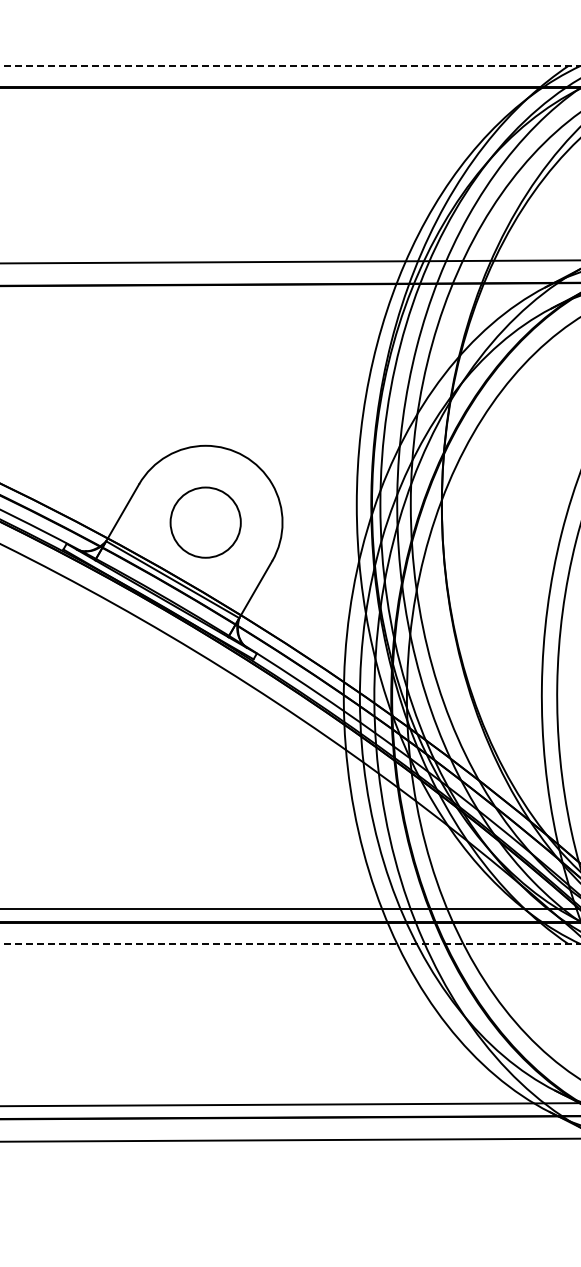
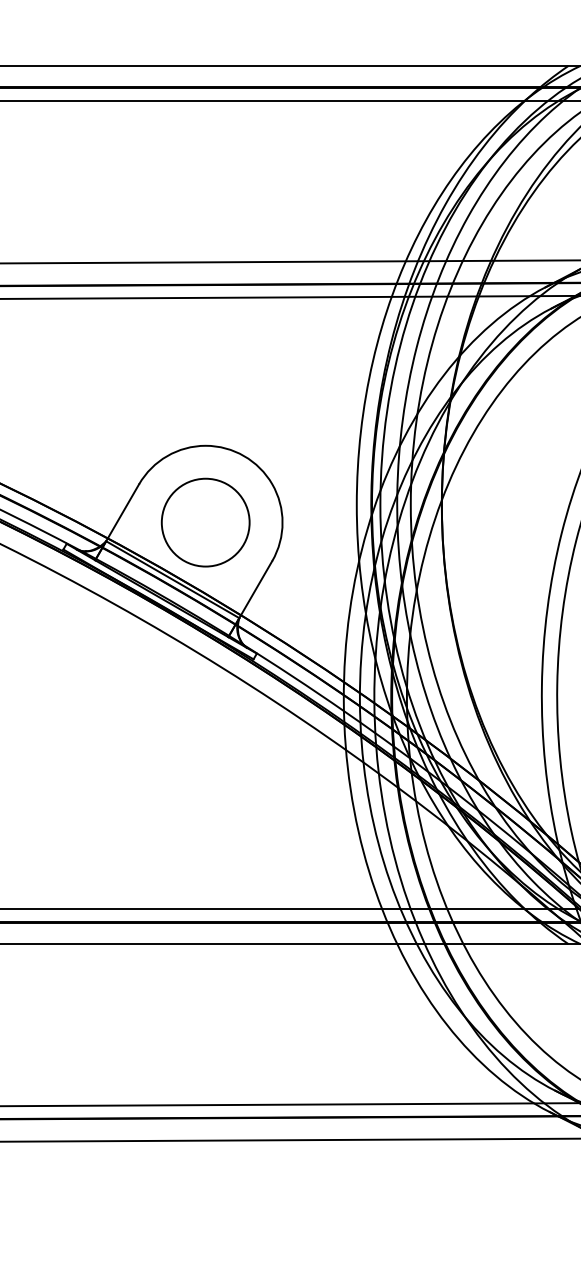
line: dashed -> solid (290, 65)
line: none -> present (289, 101)
line: none -> present (289, 296)
circle diameter: 70 px -> 88 px (205, 522)
line: dashed -> solid (290, 944)
